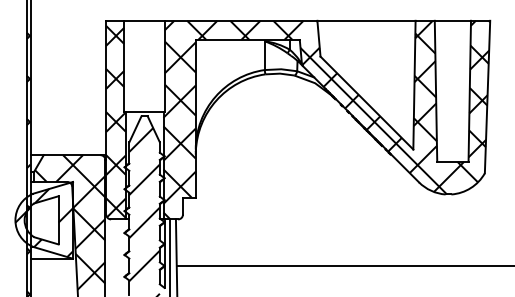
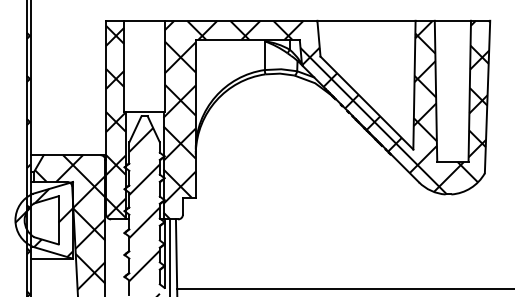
line position: (343, 266) -> (343, 289) (343, 289)
